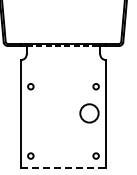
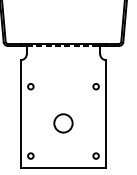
circle position: (89, 113) -> (63, 123) (63, 123)
line: dashed -> solid (63, 168)
